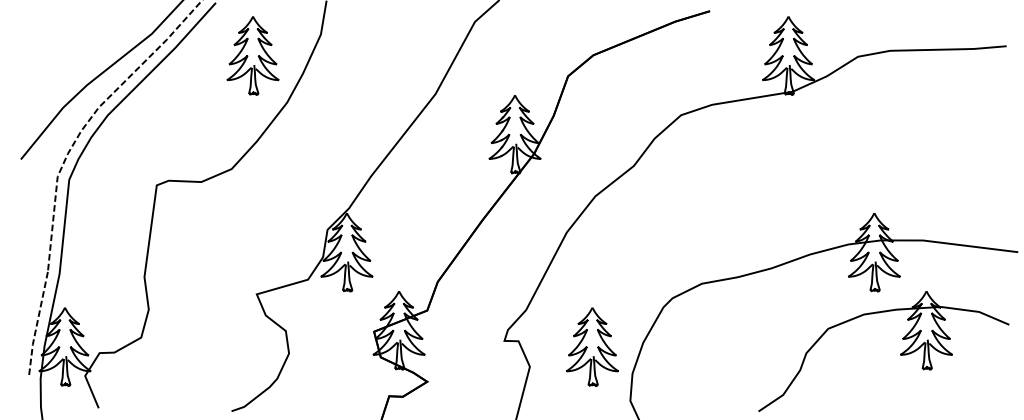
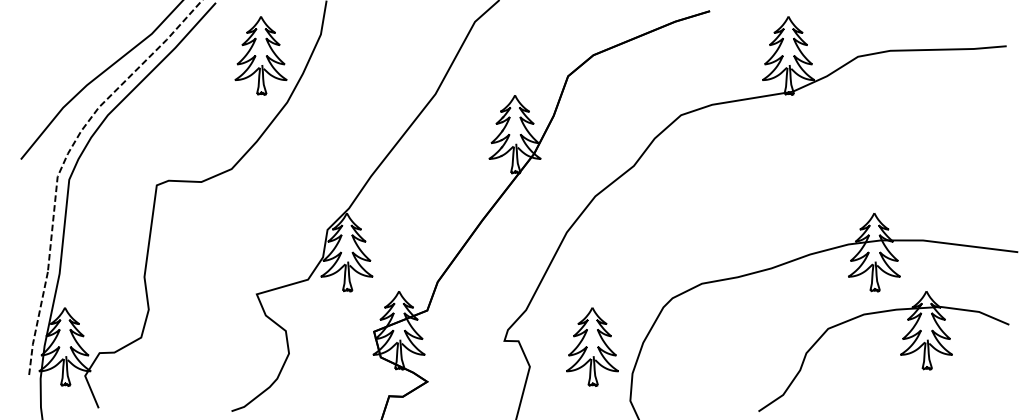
part position: (252, 55) -> (260, 55) (260, 55)
